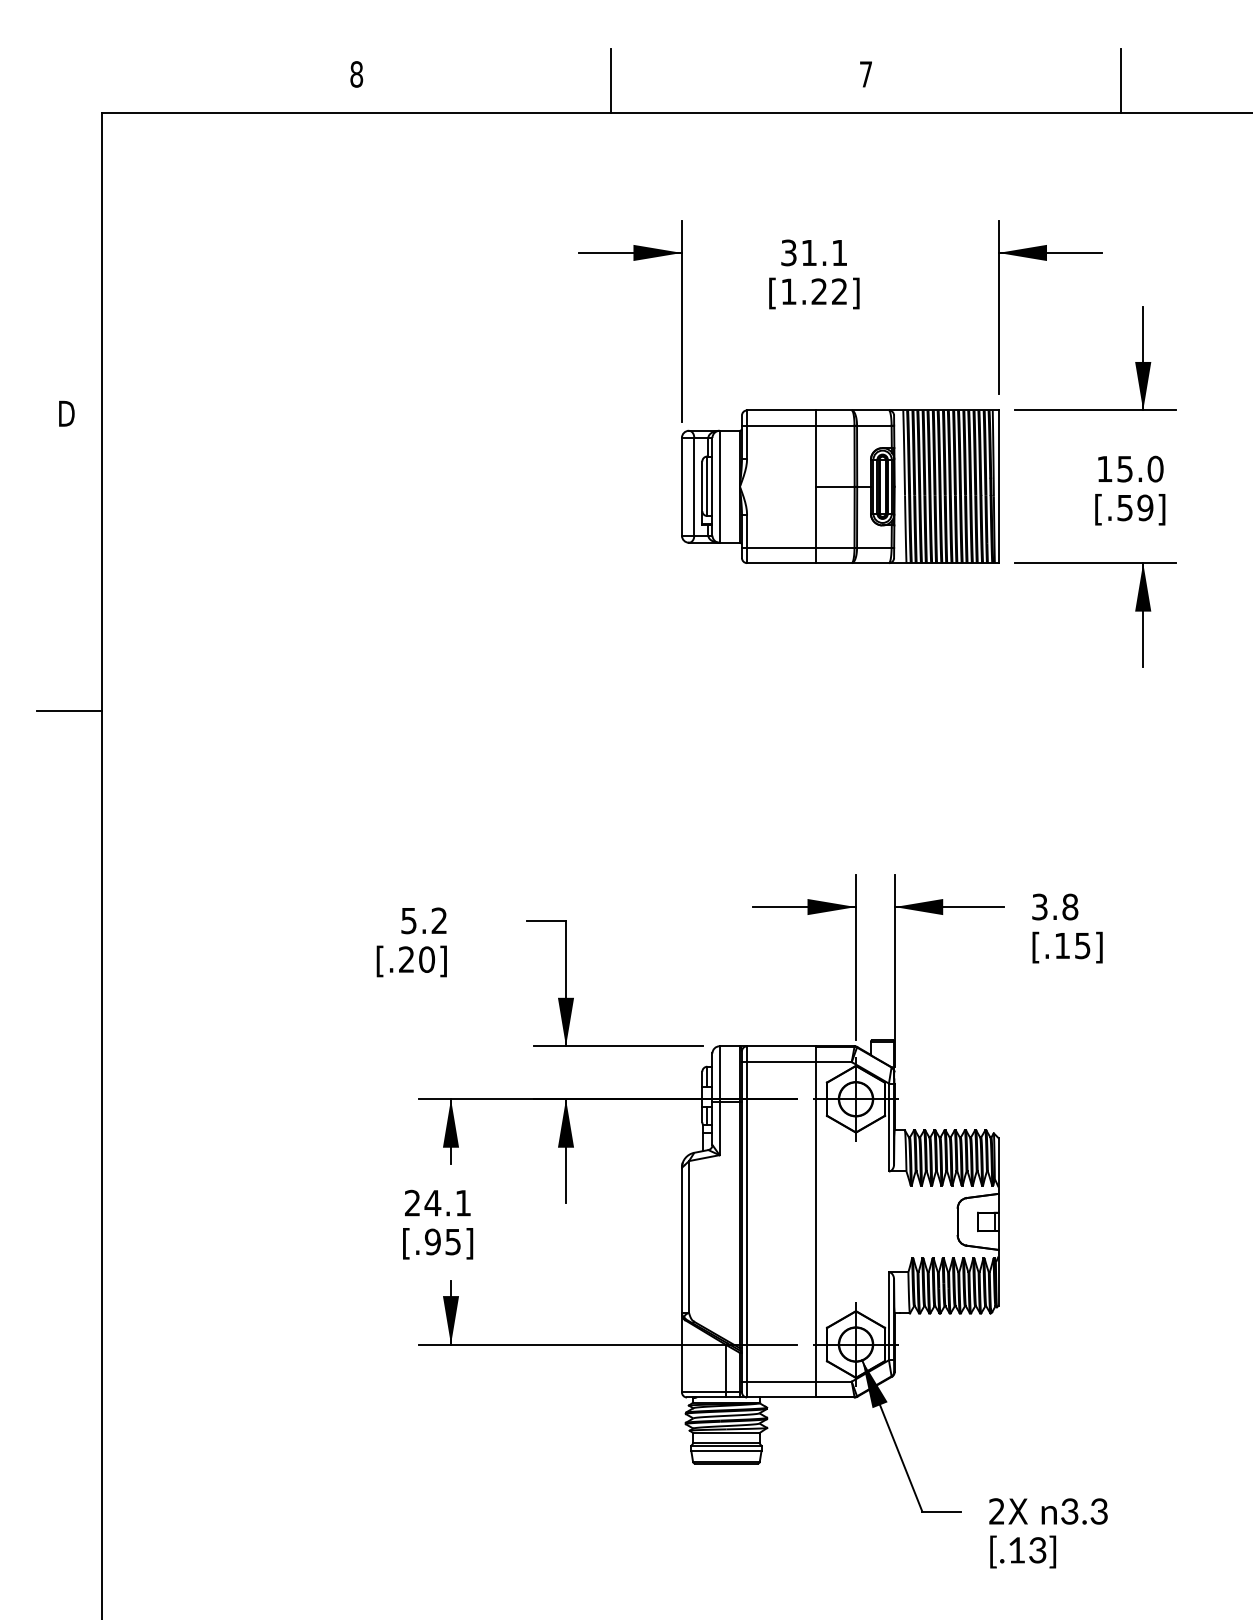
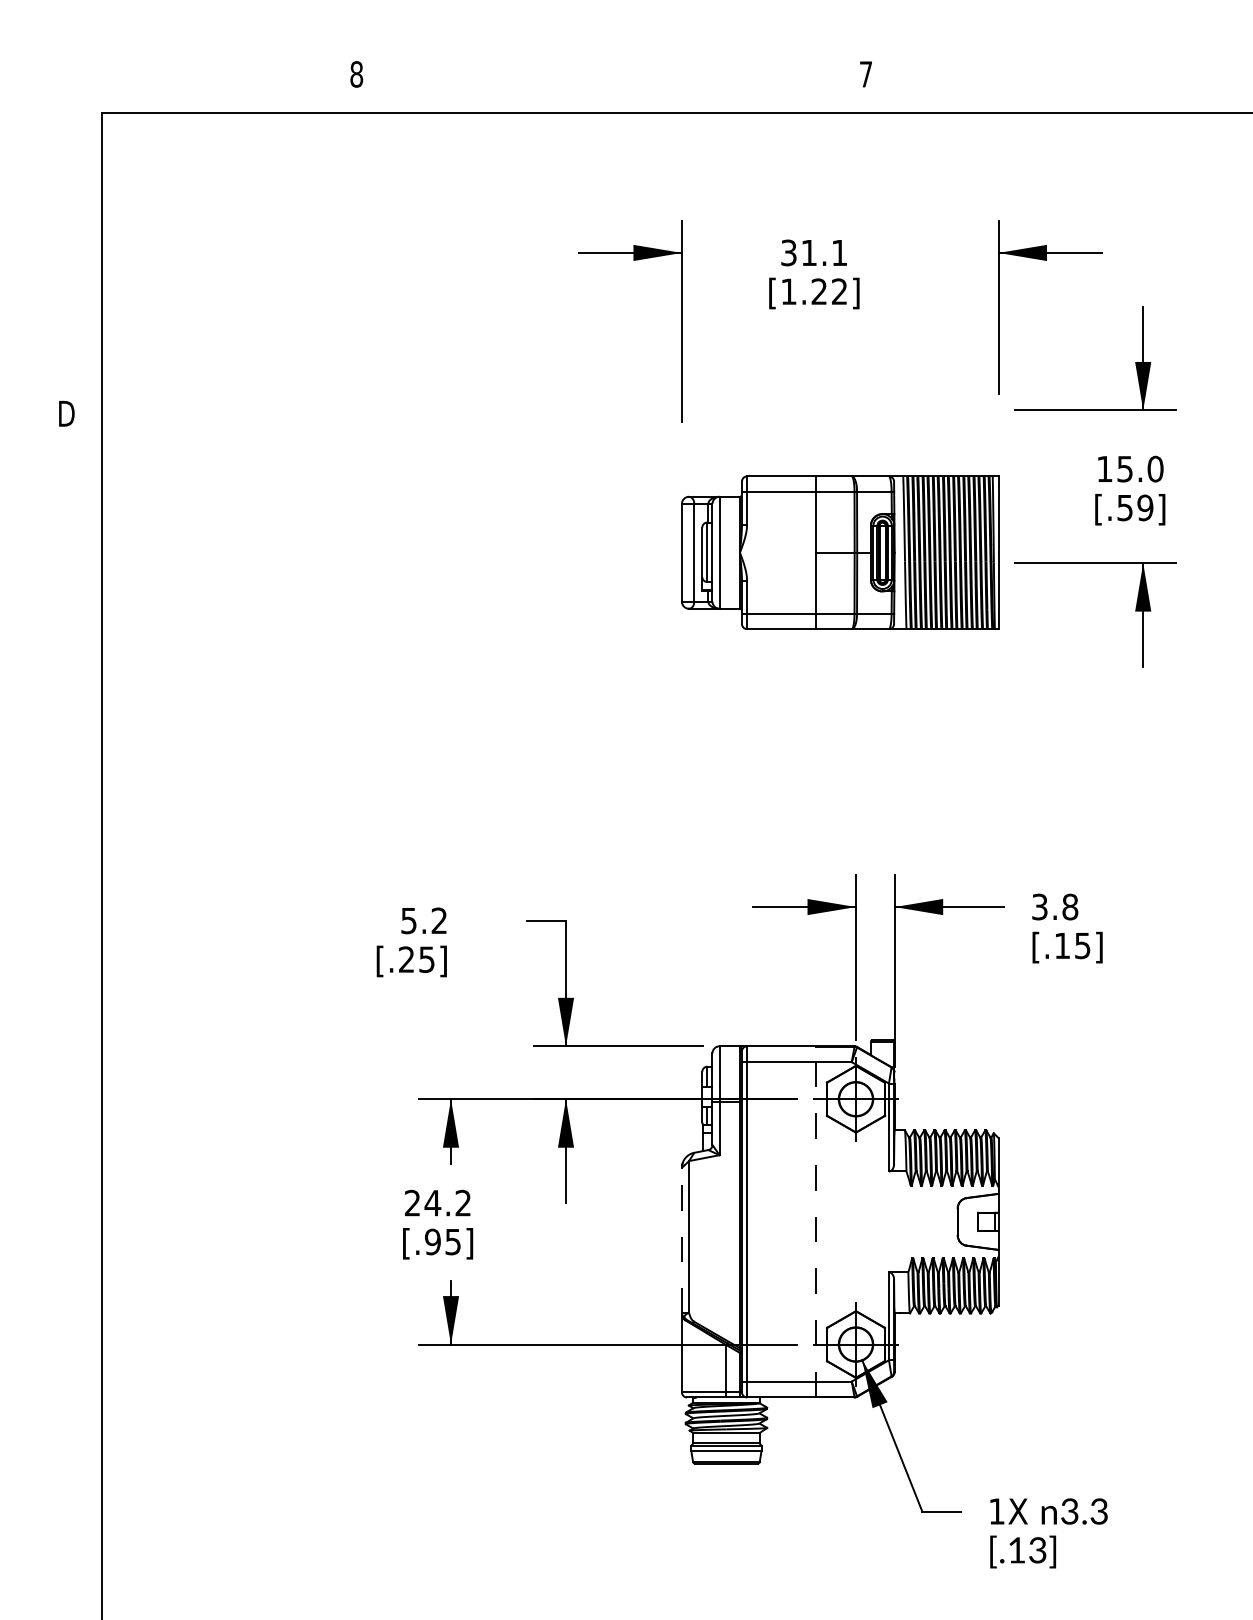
line: present -> none (611, 80)
line: present -> none (1120, 80)
part position: (840, 486) -> (840, 552) (840, 552)
line: present -> none (69, 711)
text: [.20] -> [.25] (427, 959)
text: 24.1 -> 24.2 (462, 1202)
line: solid -> dashed (816, 1221)
line: solid -> dashed (681, 1240)
text: 2X -> 1X (996, 1511)
